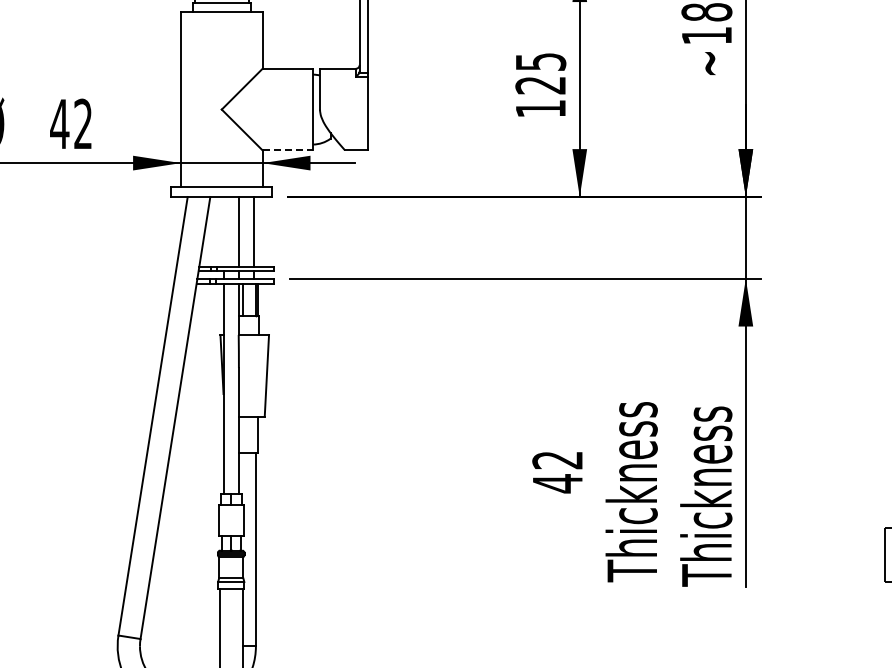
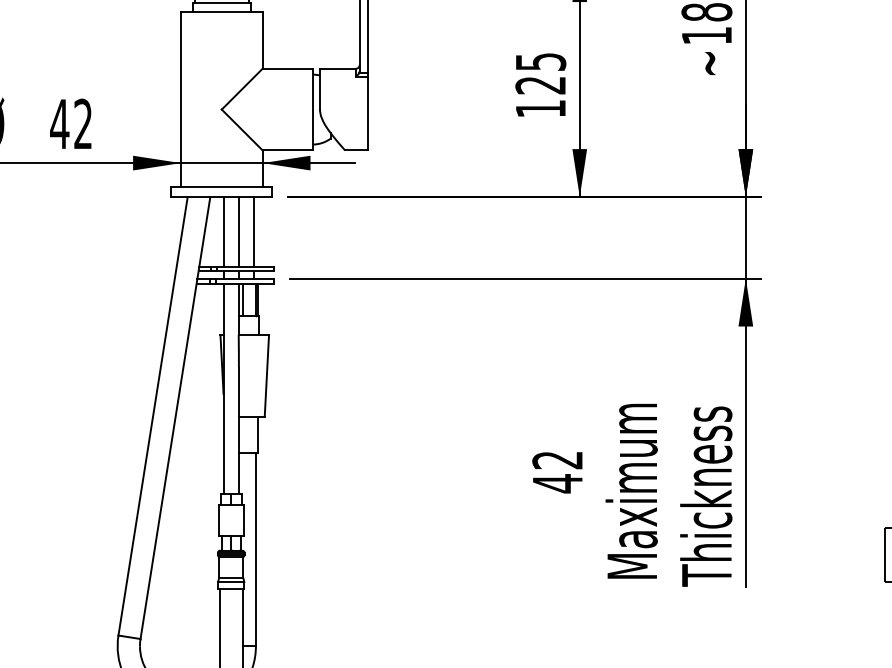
line: dashed -> solid (288, 150)
line: none -> present (223, 231)
text: Thickness -> Maximum (631, 492)
